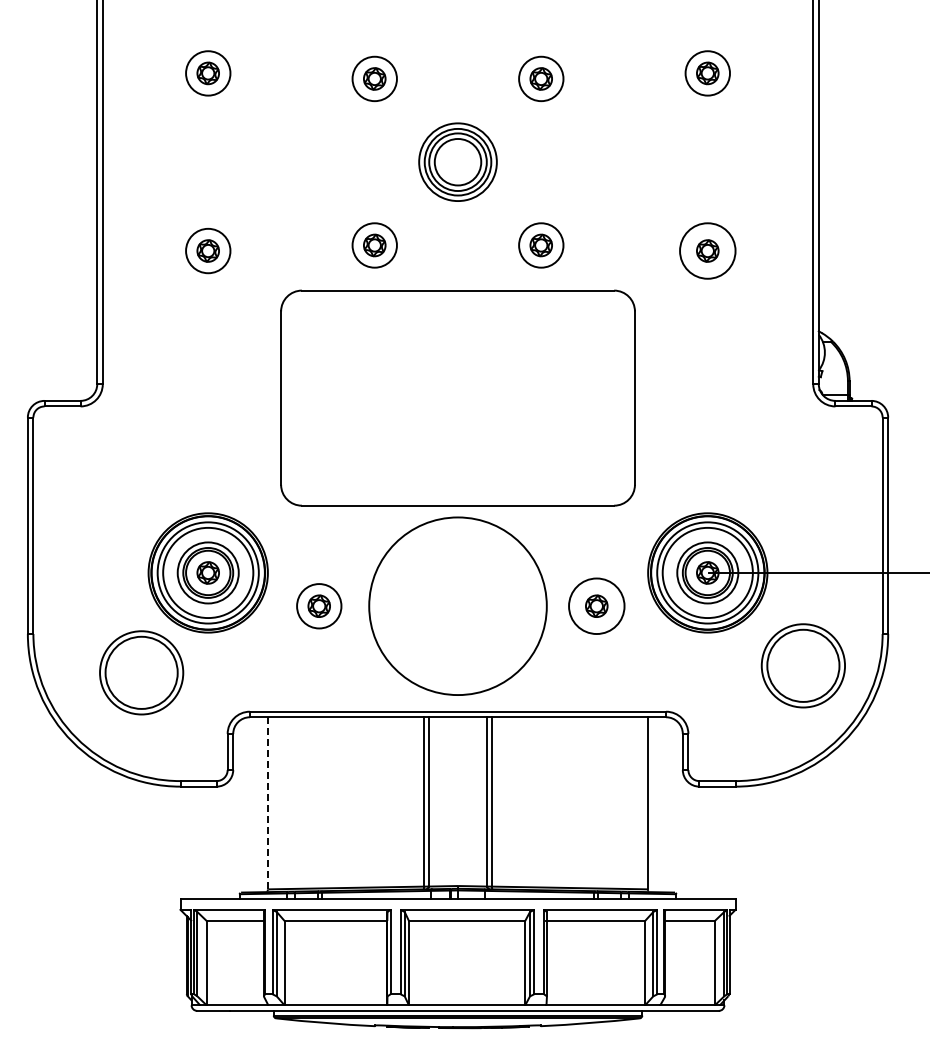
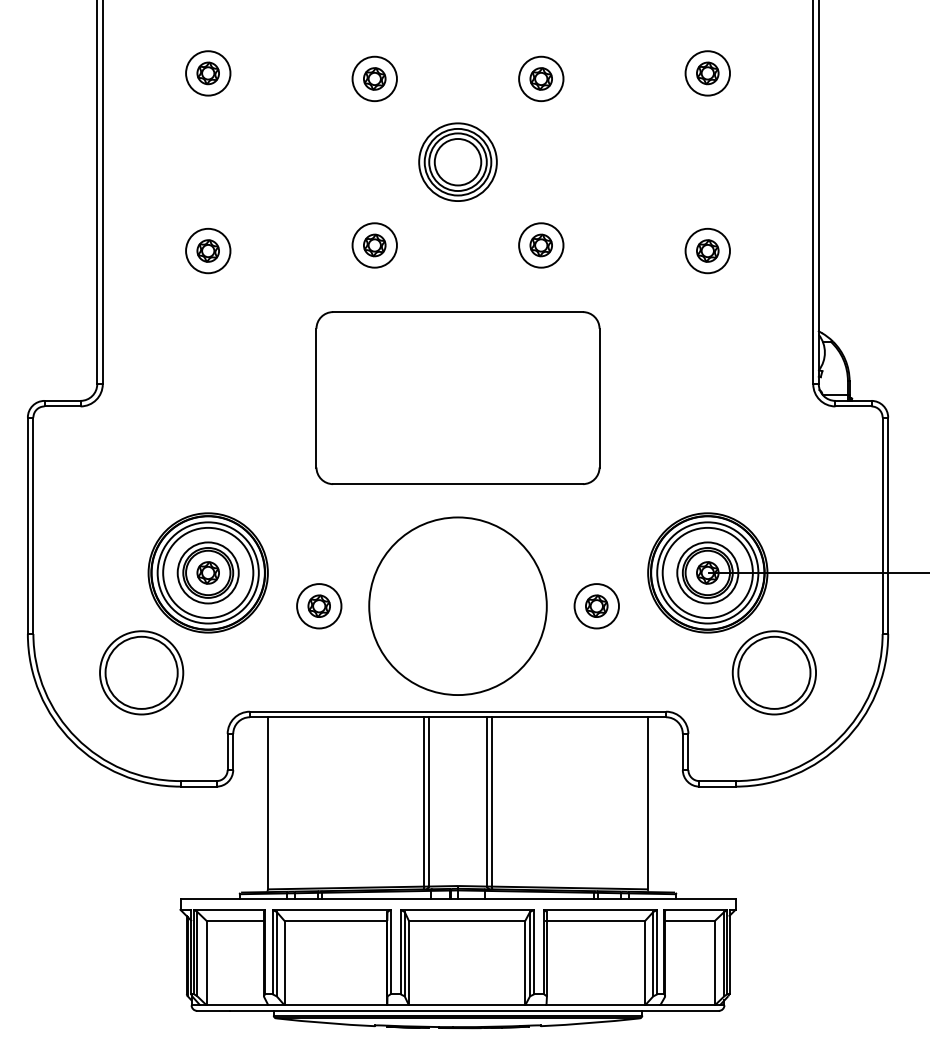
circle diameter: 56 px -> 44 px (707, 250)
part size: 356x218 px -> 286x174 px (457, 397)
circle diameter: 56 px -> 44 px (596, 606)
part position: (802, 665) -> (773, 672) (773, 672)
line: dashed -> solid (267, 803)
